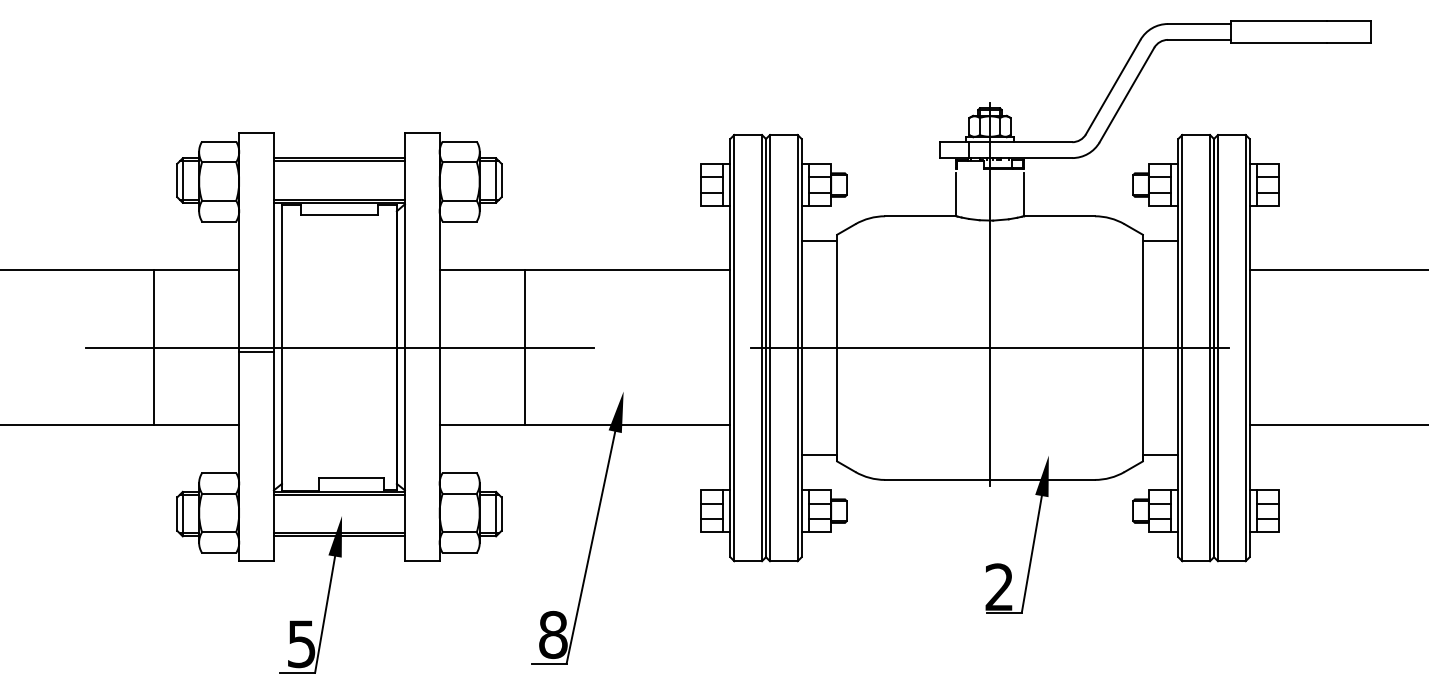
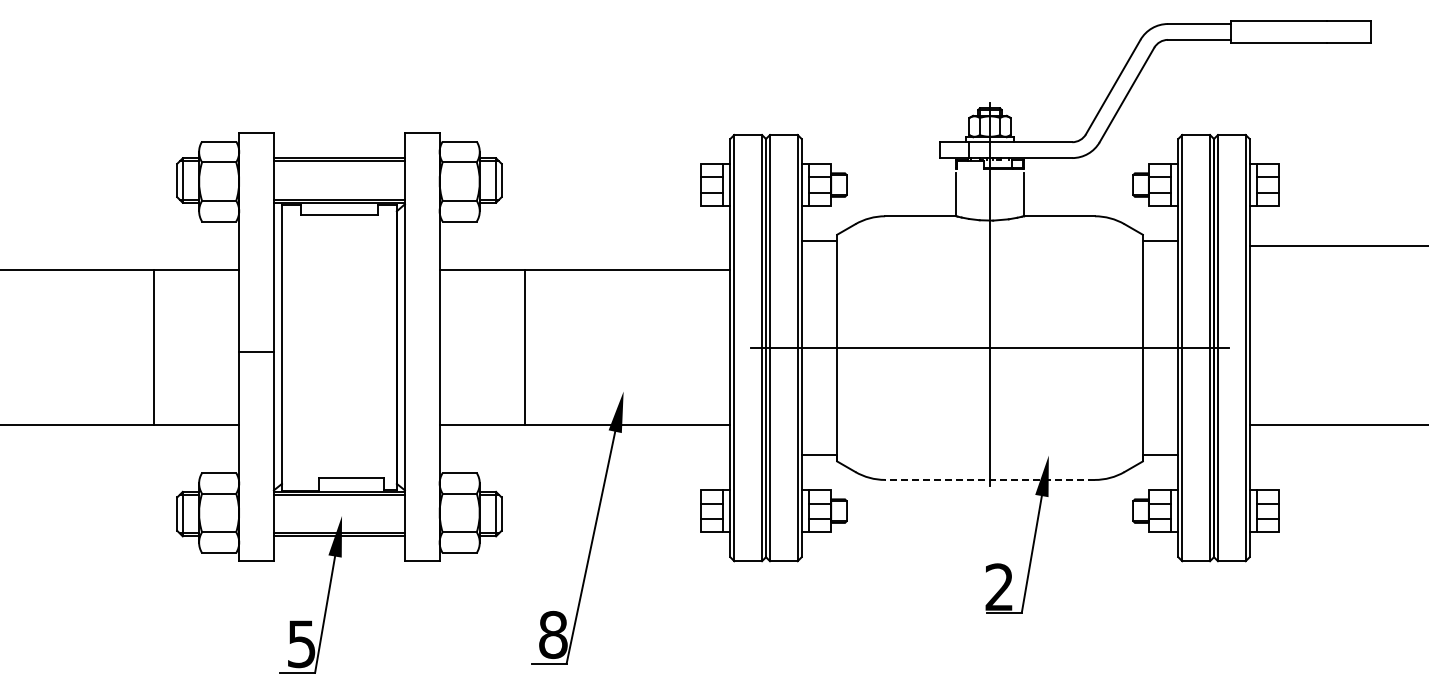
line position: (1337, 269) -> (1337, 245) (1337, 245)
line: present -> none (339, 348)
line: solid -> dashed (990, 479)
